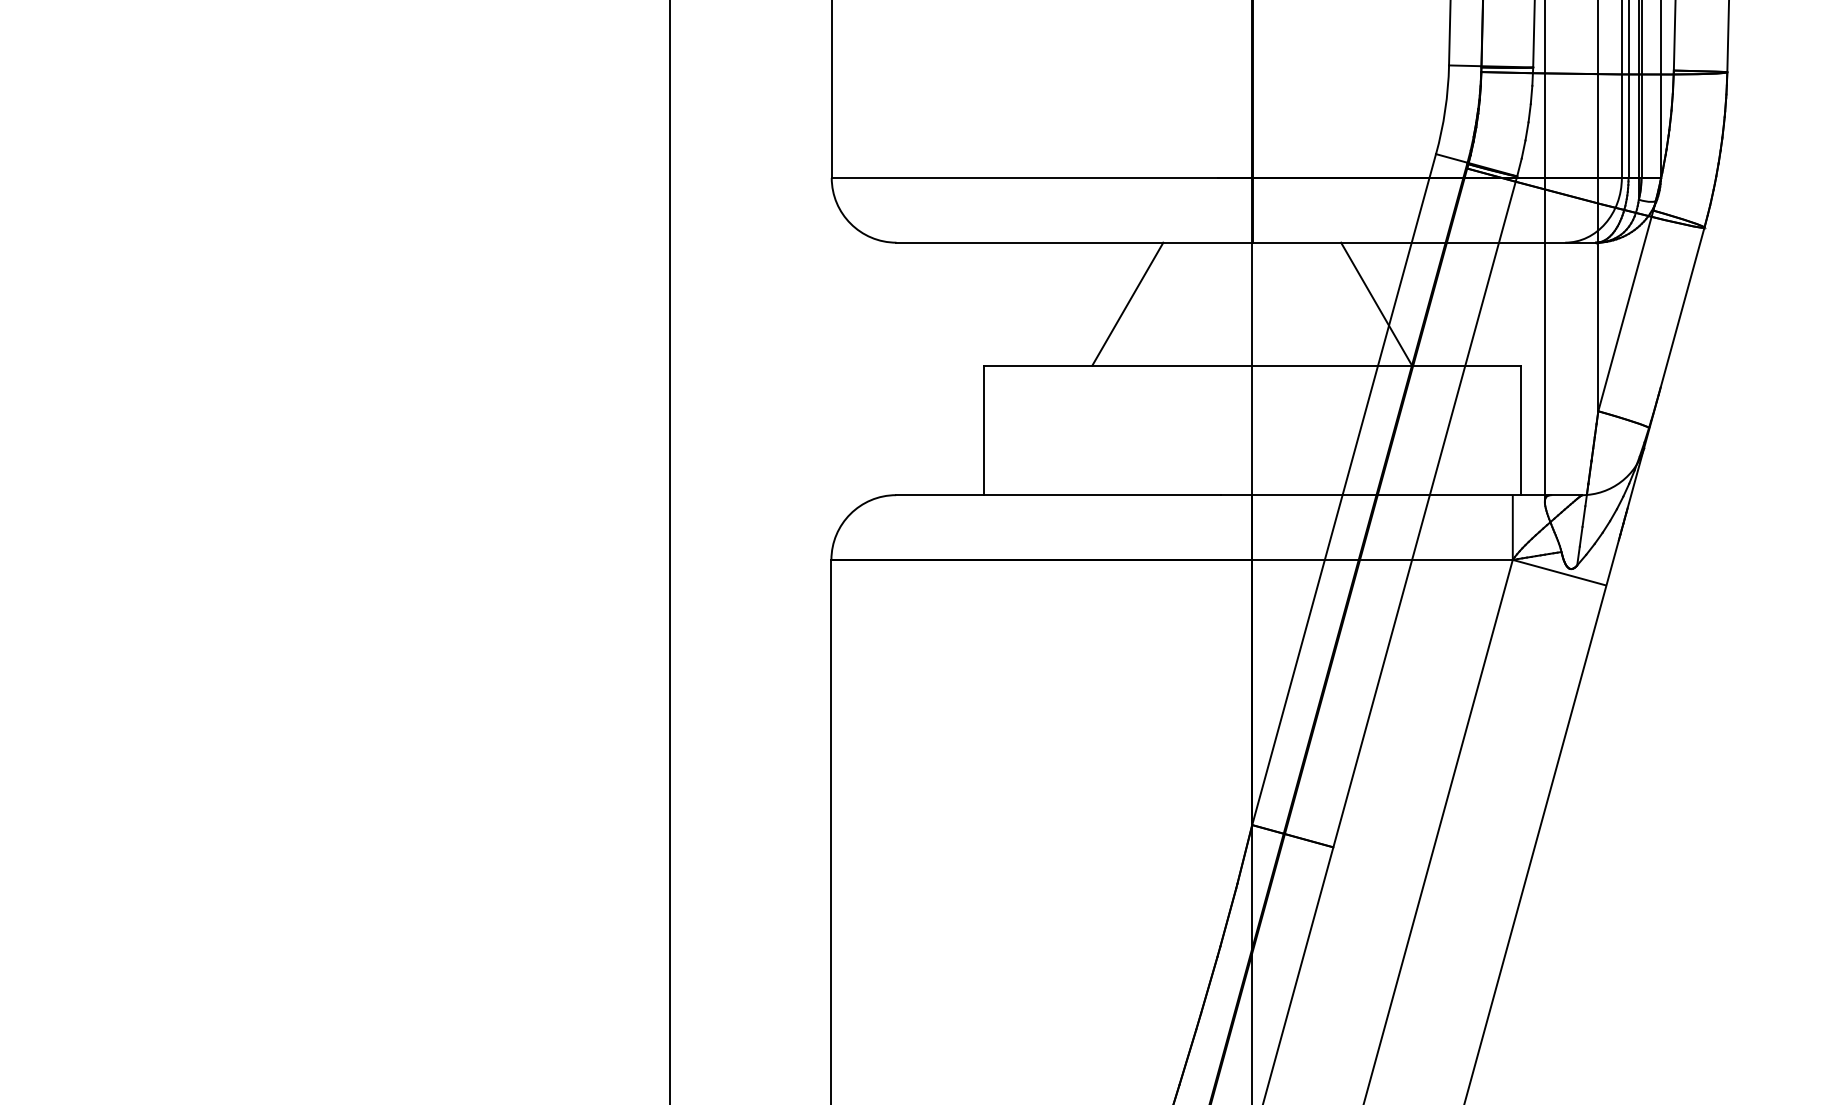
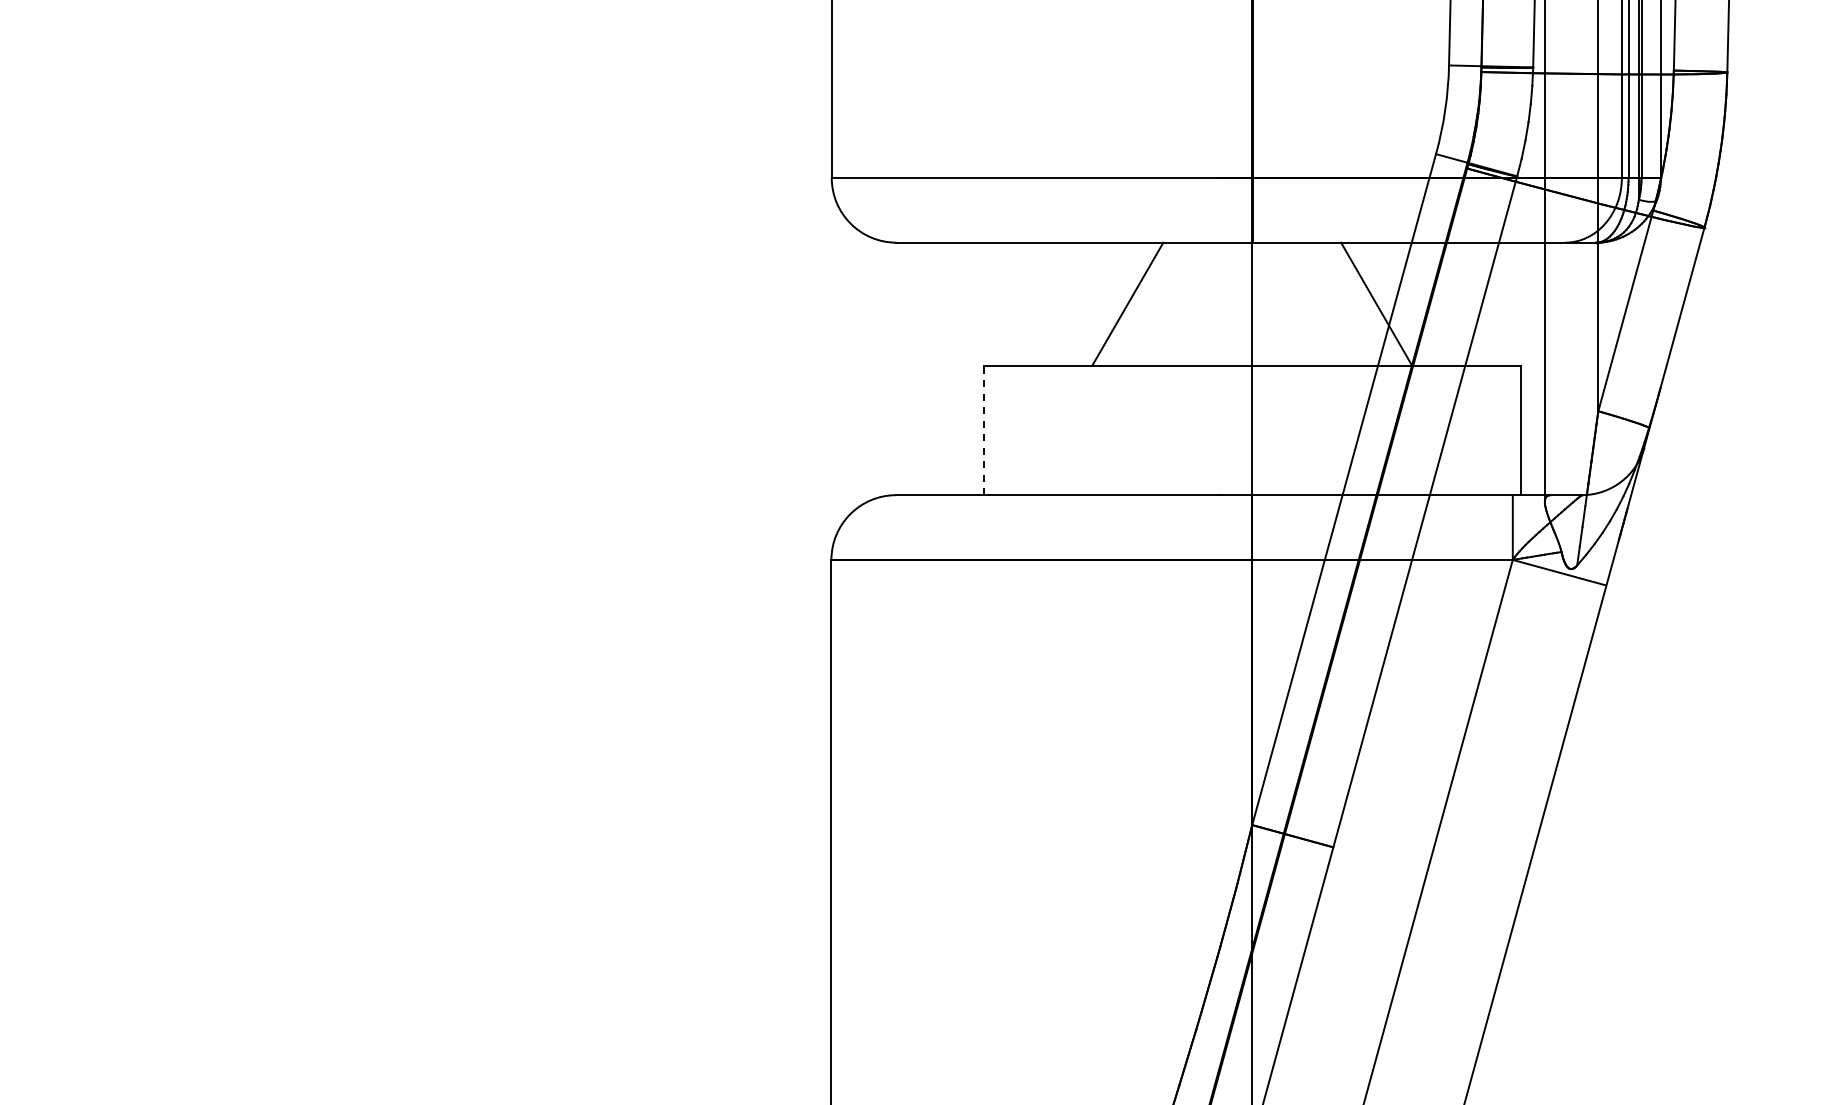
line: solid -> dashed (983, 430)
line: present -> none (669, 551)
